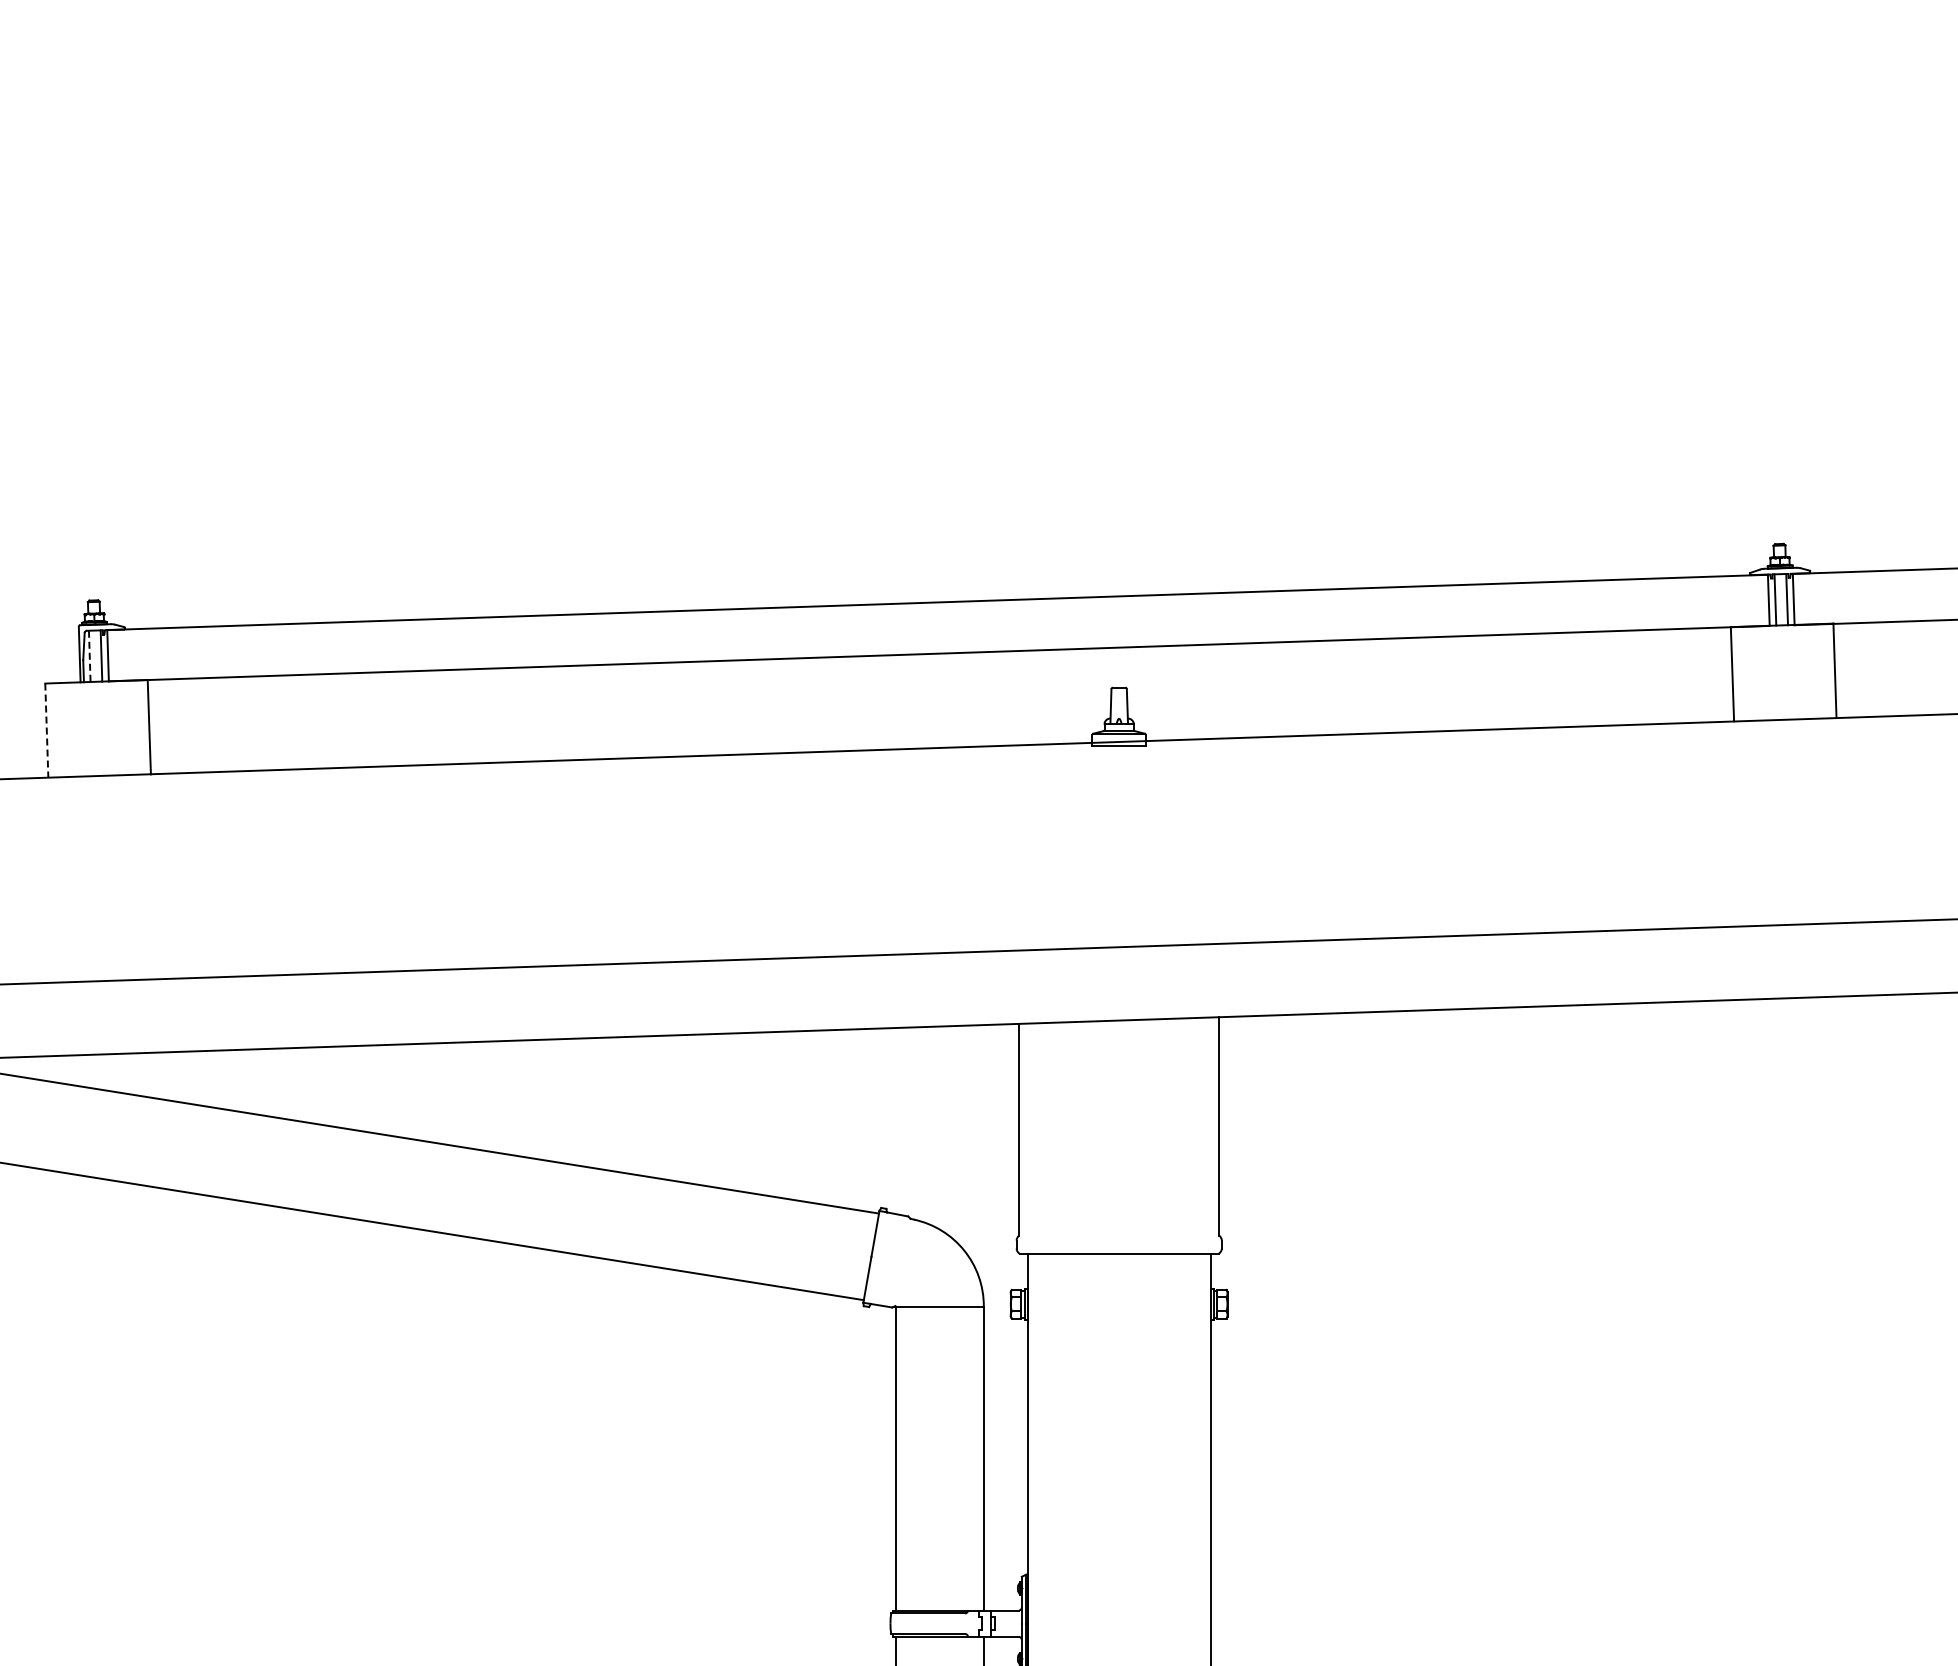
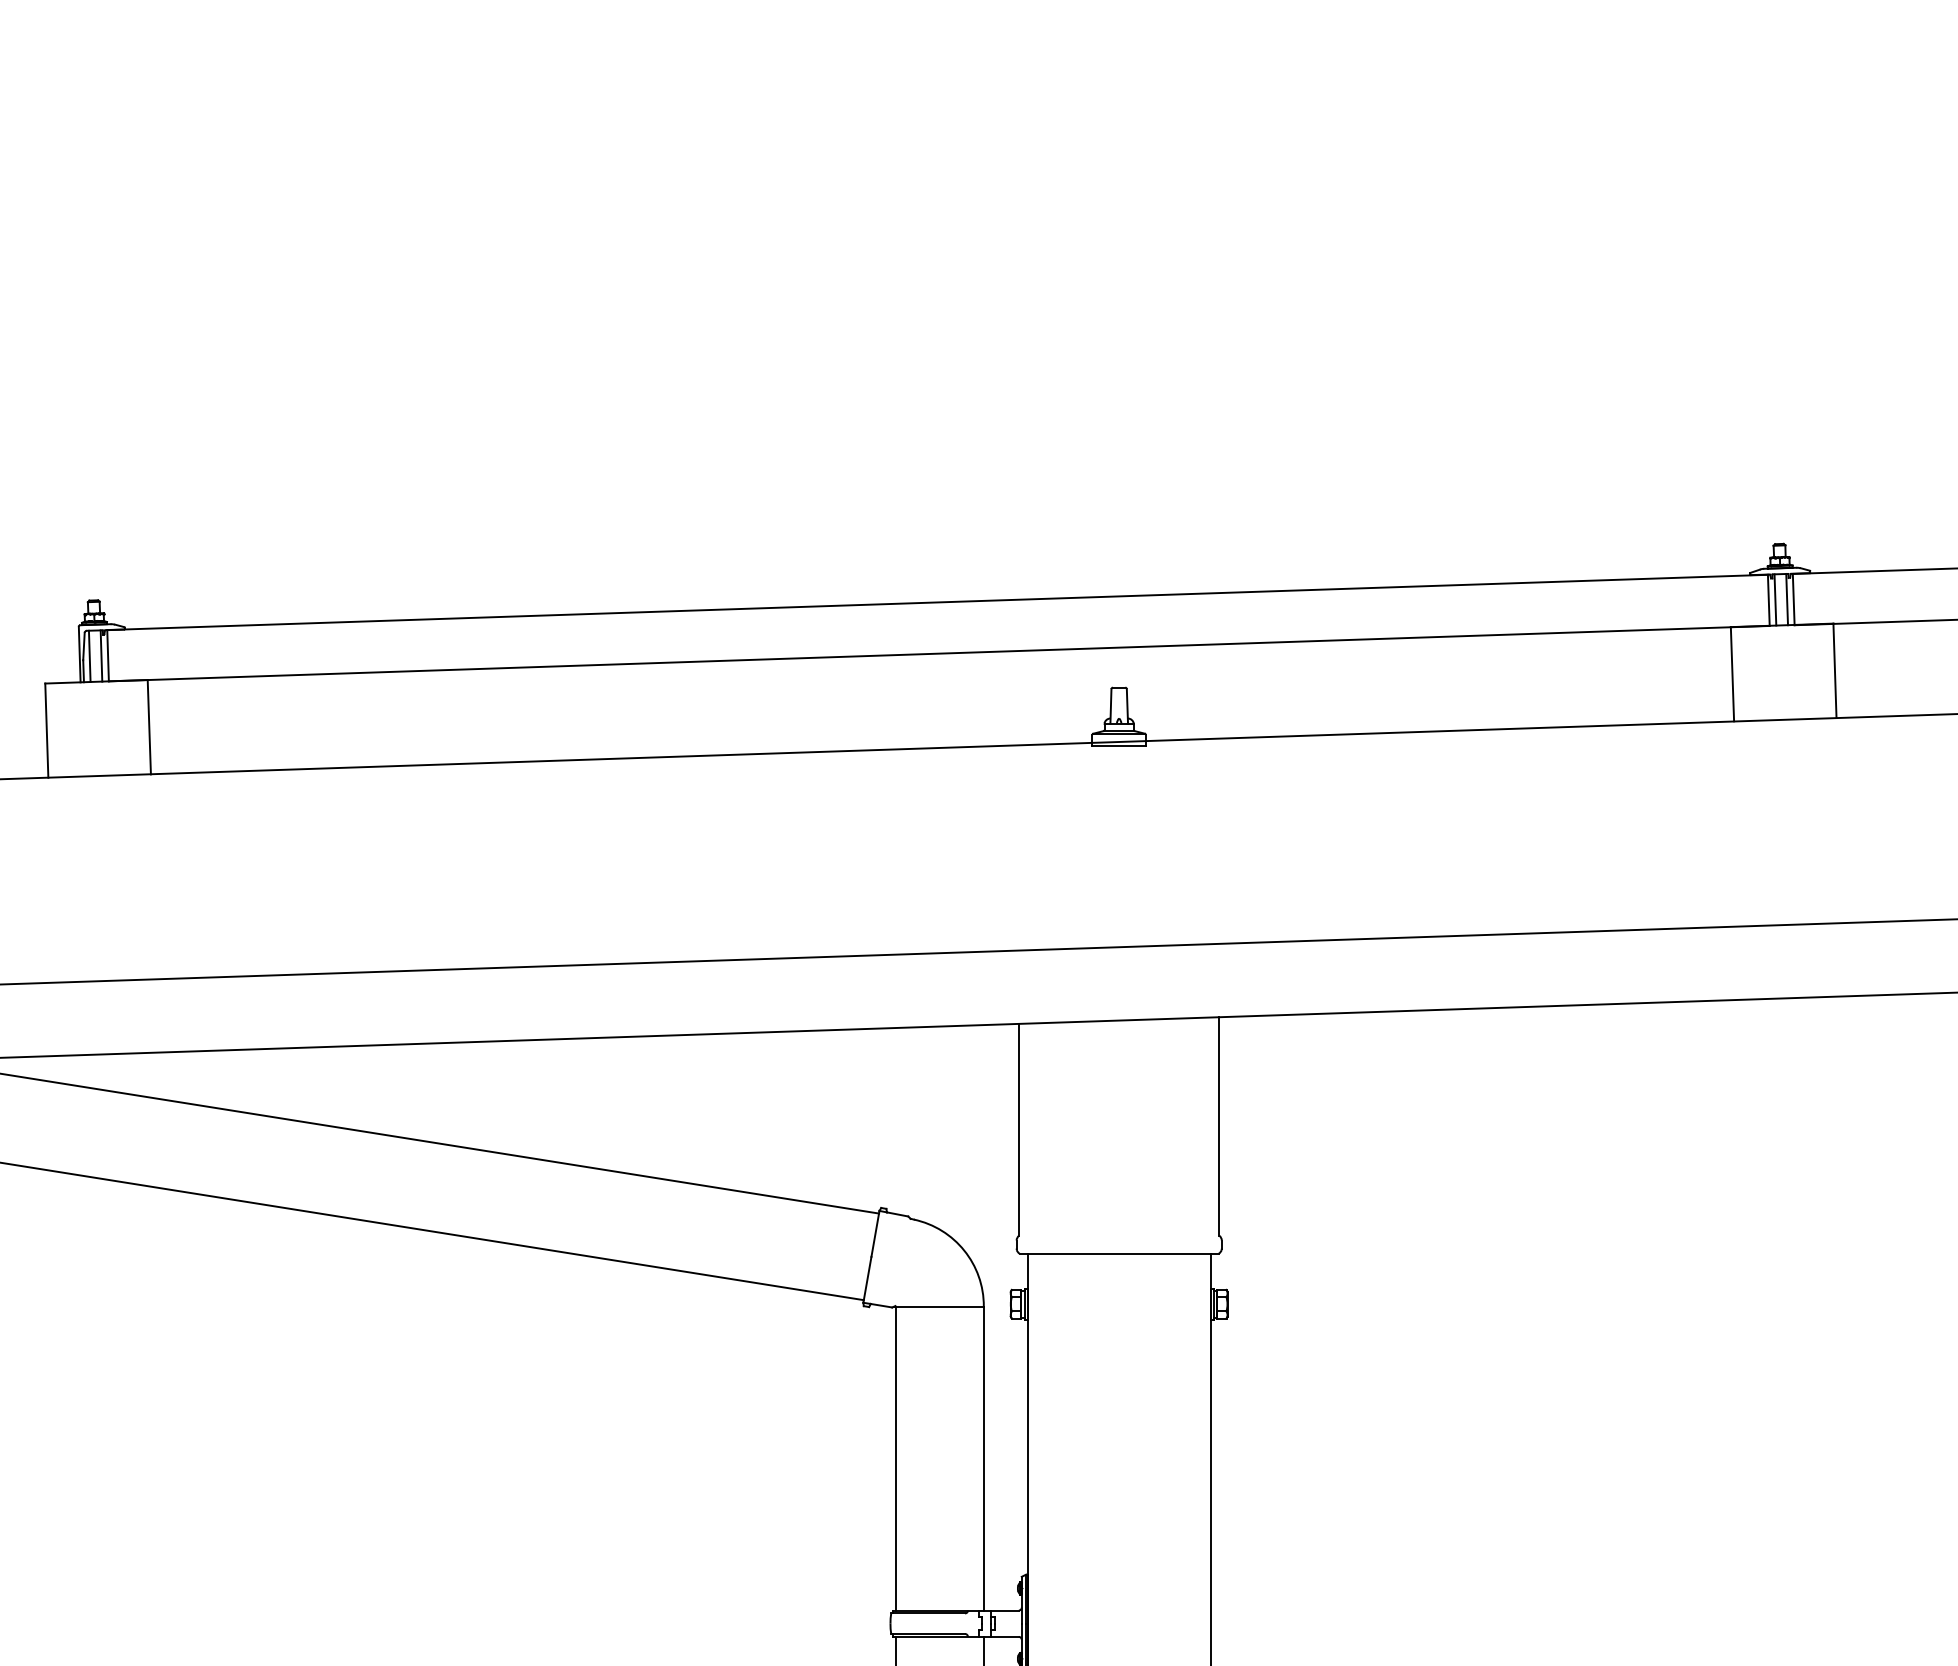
line: dashed -> solid (89, 656)
line: dashed -> solid (46, 731)
